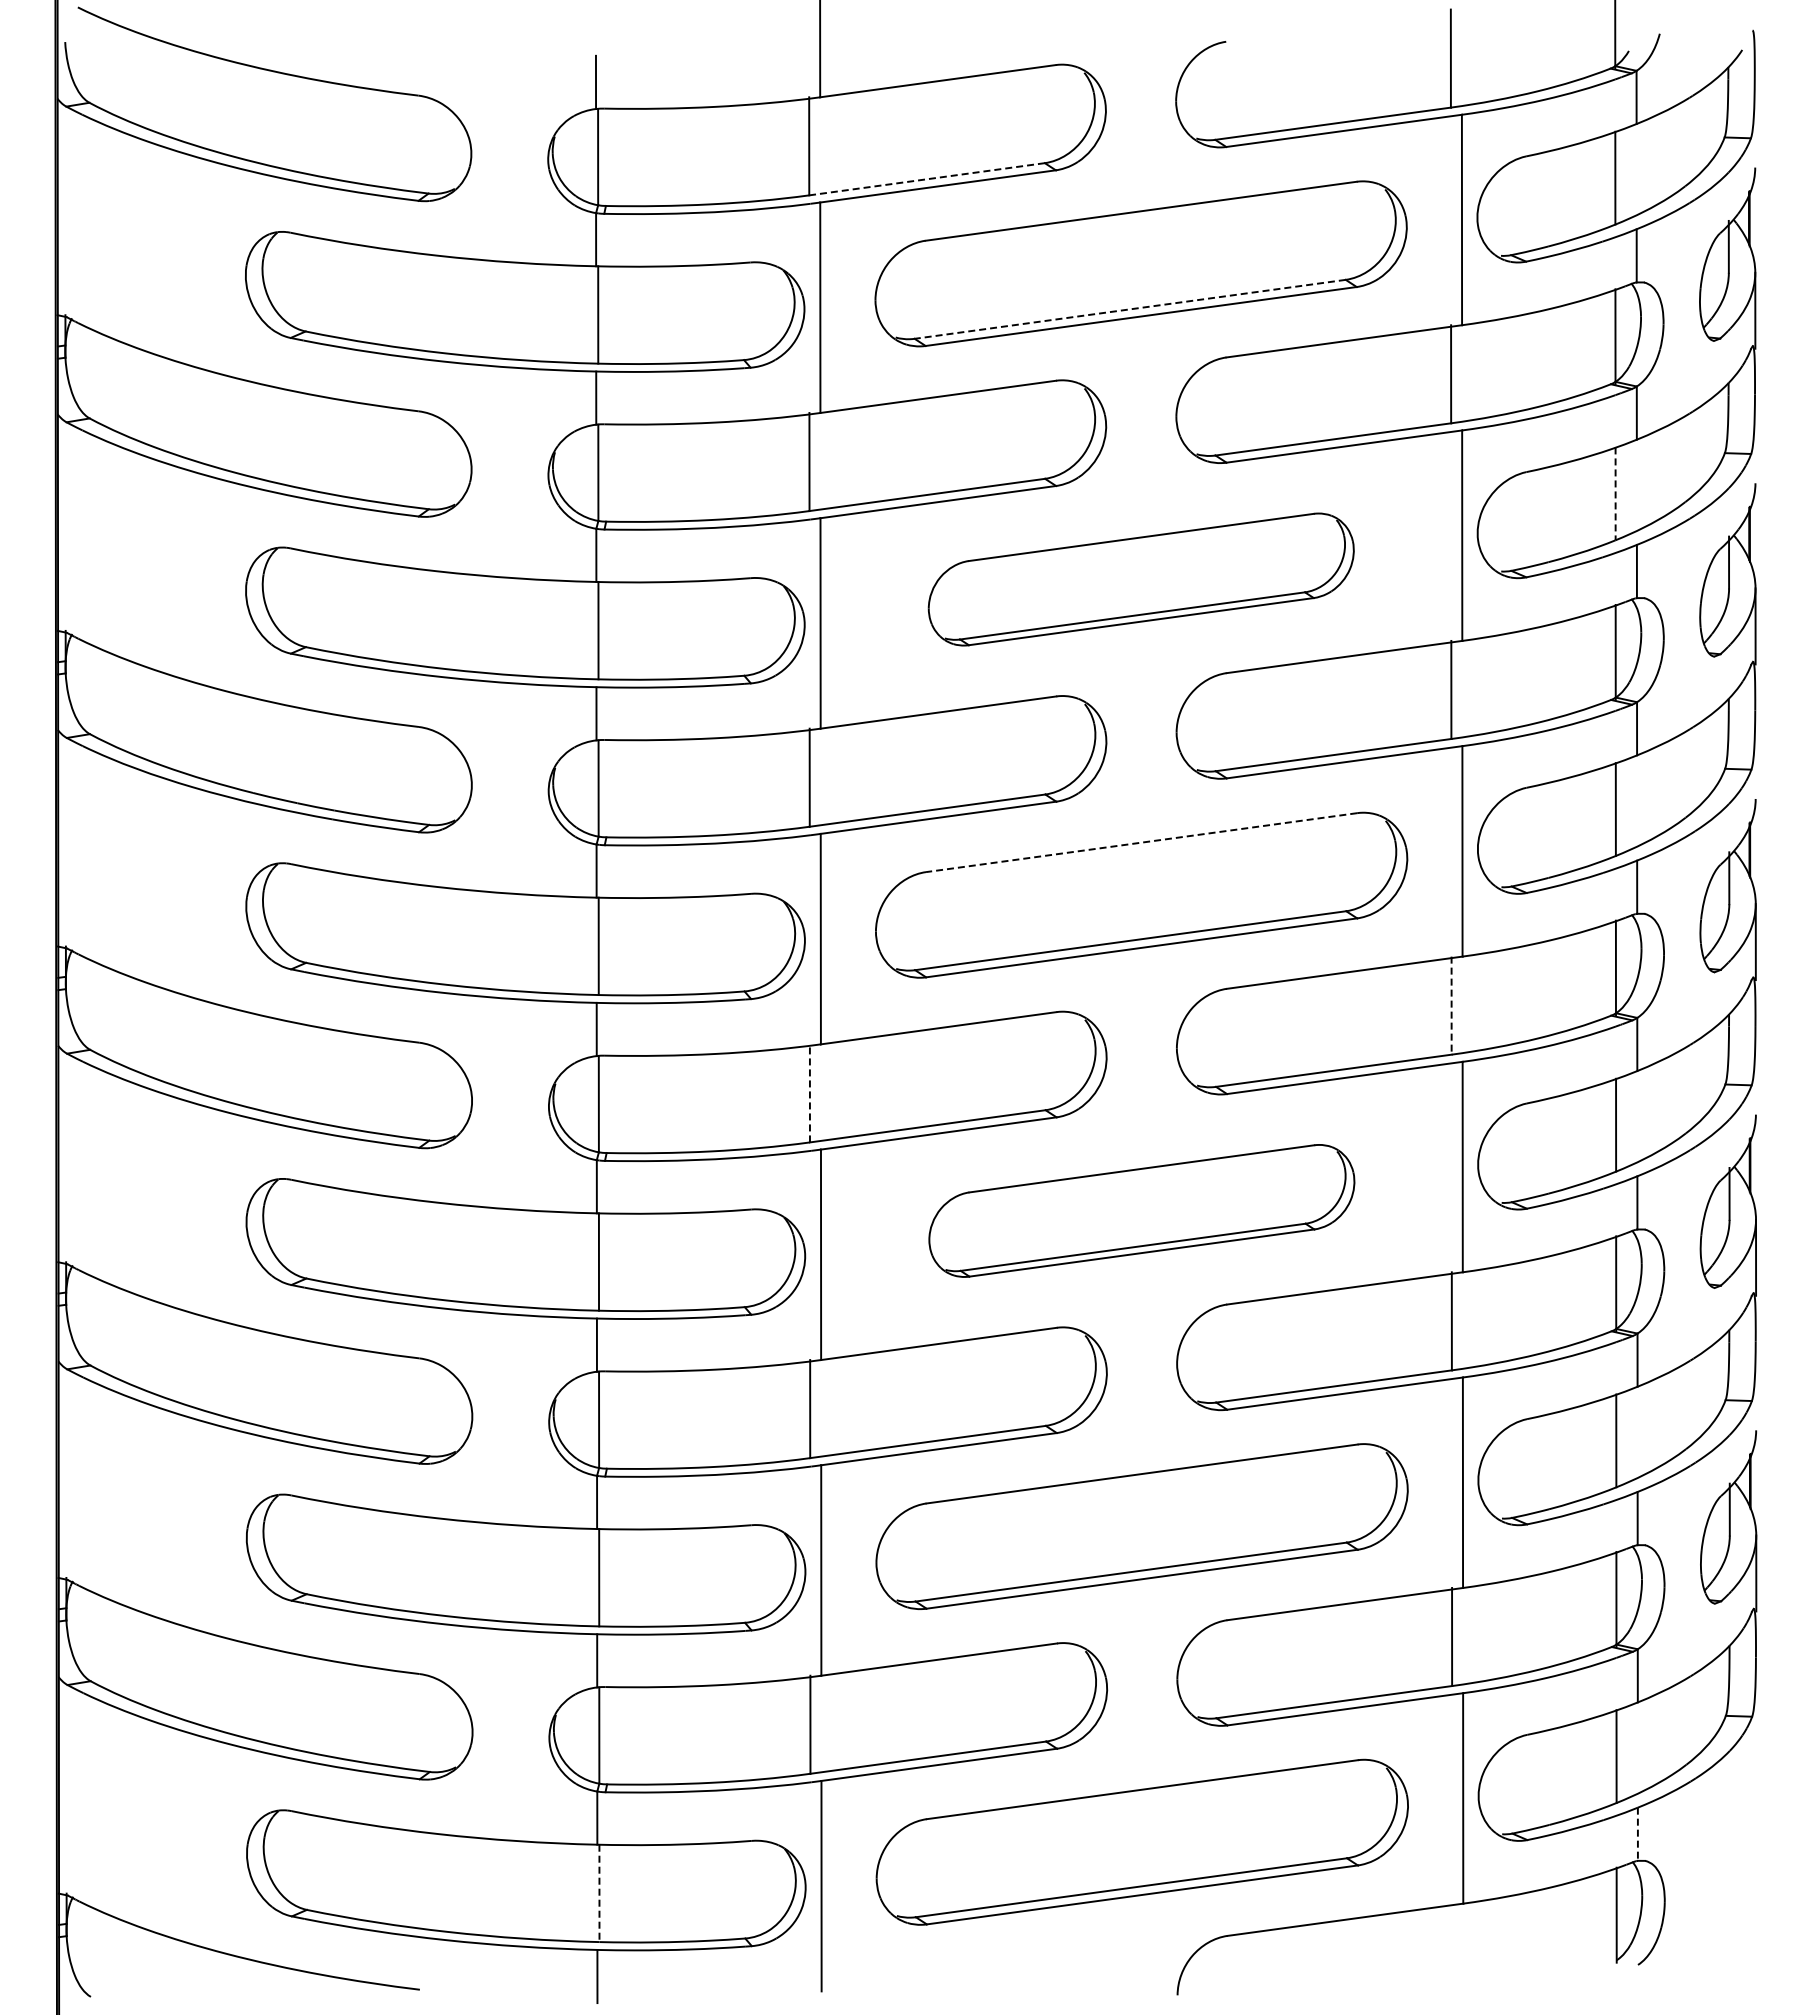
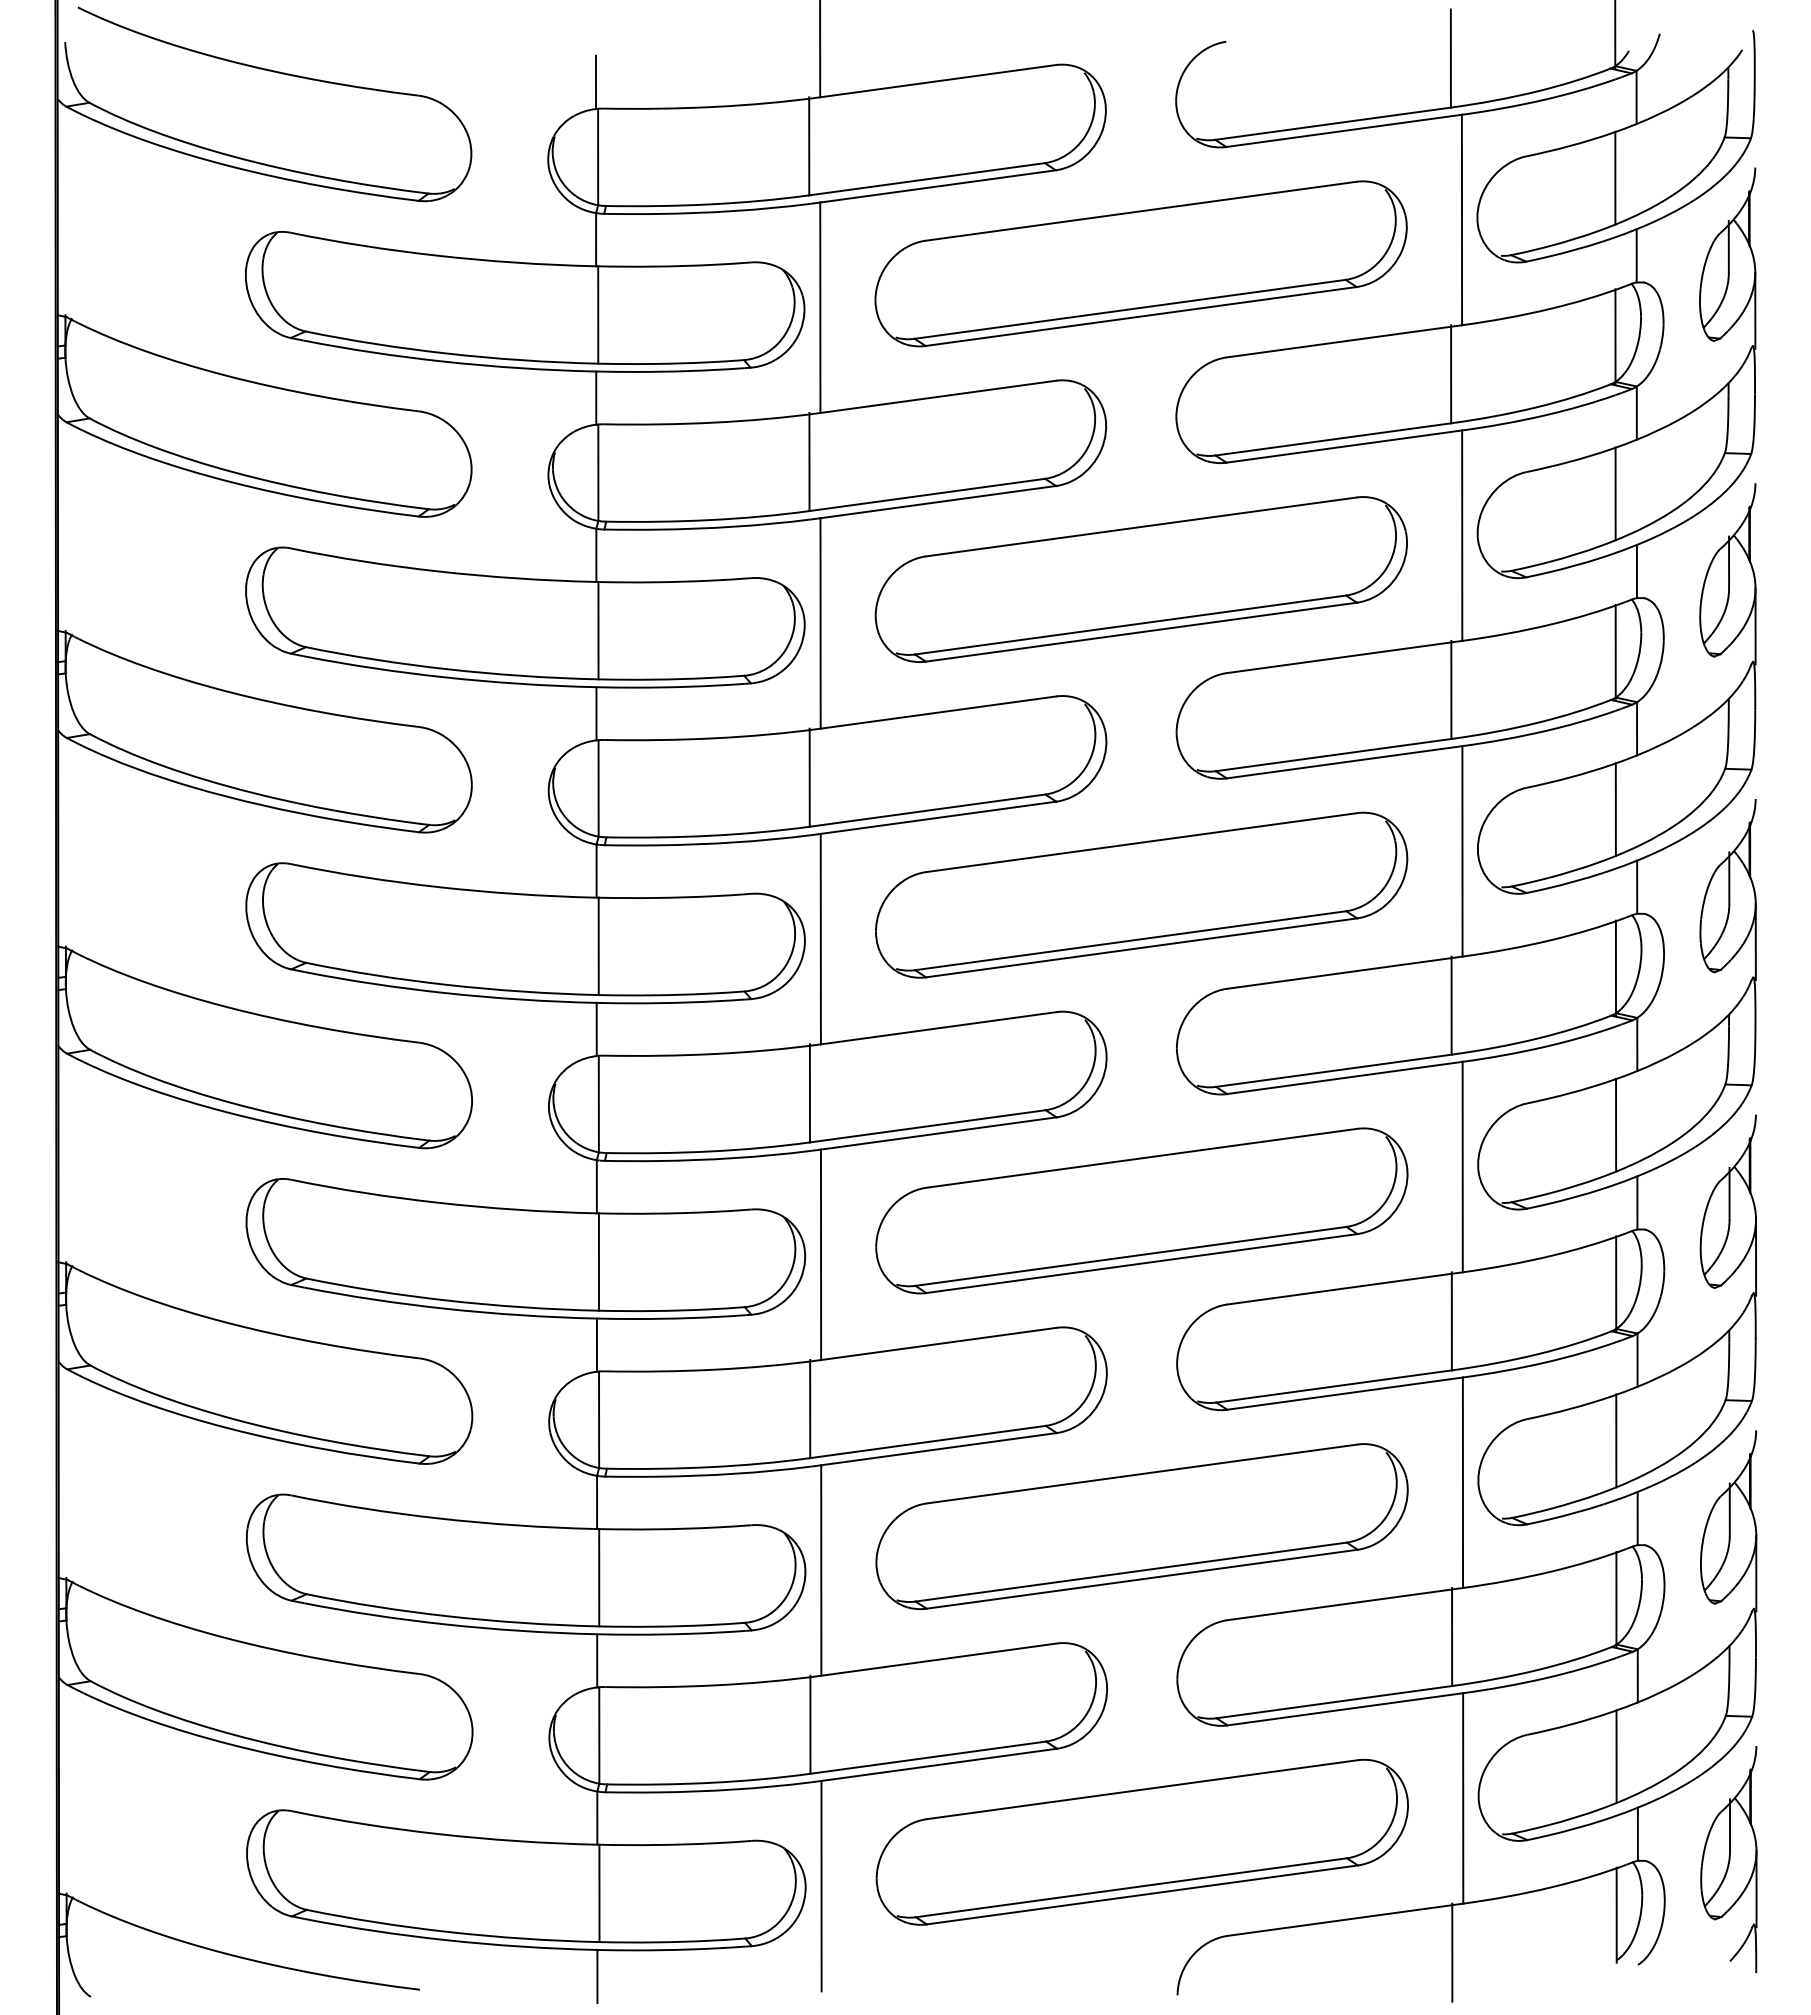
line: dashed -> solid (927, 179)
line: dashed -> solid (1130, 309)
line: dashed -> solid (1615, 494)
part size: 428x135 px -> 534x167 px (1140, 579)
line: dashed -> solid (1141, 842)
line: dashed -> solid (1451, 1006)
line: dashed -> solid (809, 1092)
part size: 428x134 px -> 534x168 px (1141, 1210)
line: dashed -> solid (1637, 1834)
part: none -> present (1728, 1859)
line: dashed -> solid (599, 1893)
line: none -> present (1452, 1952)
